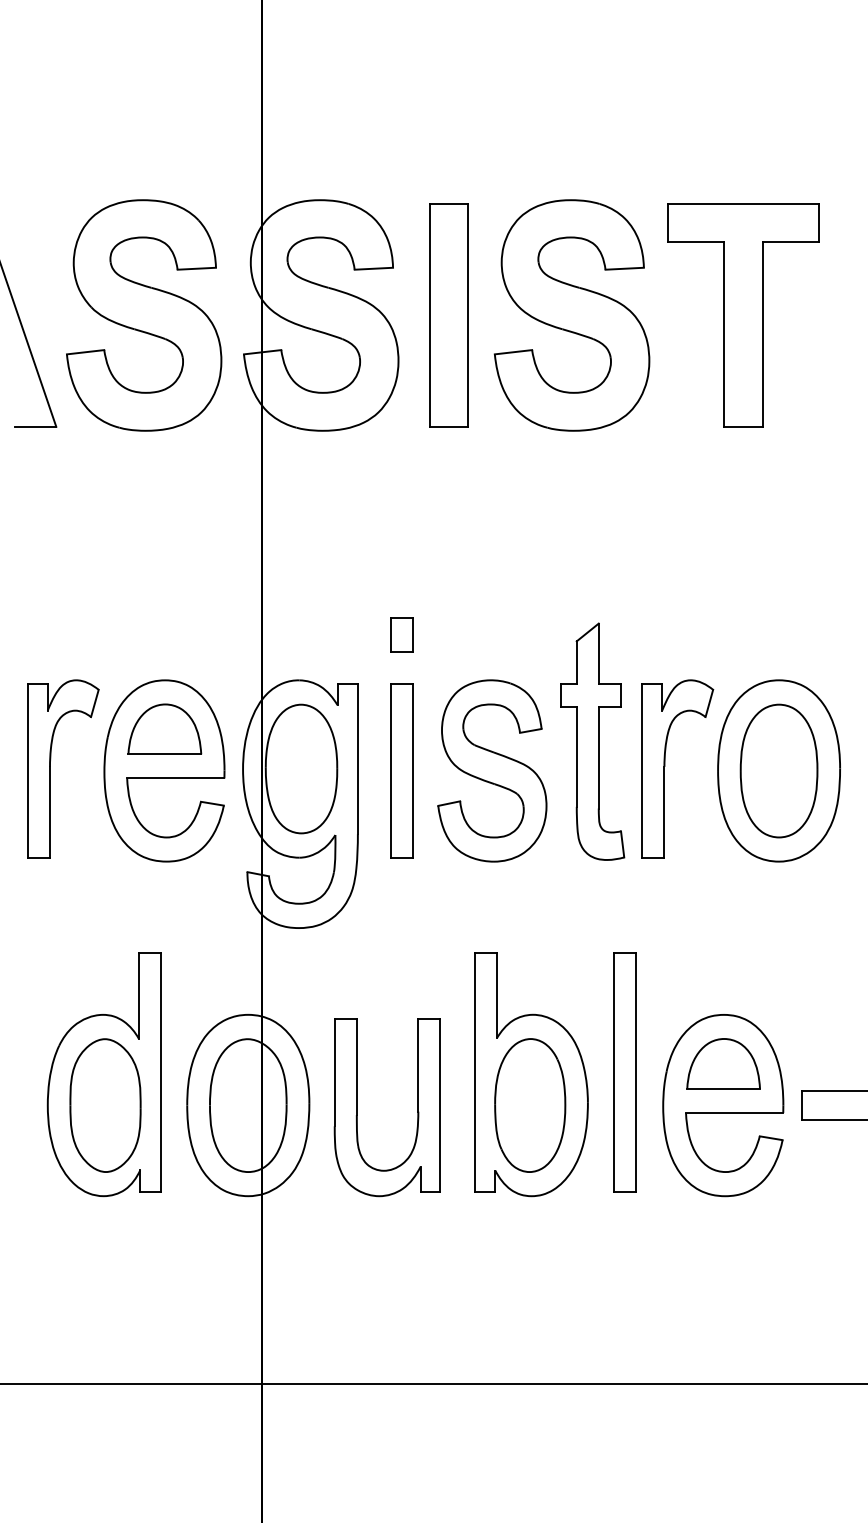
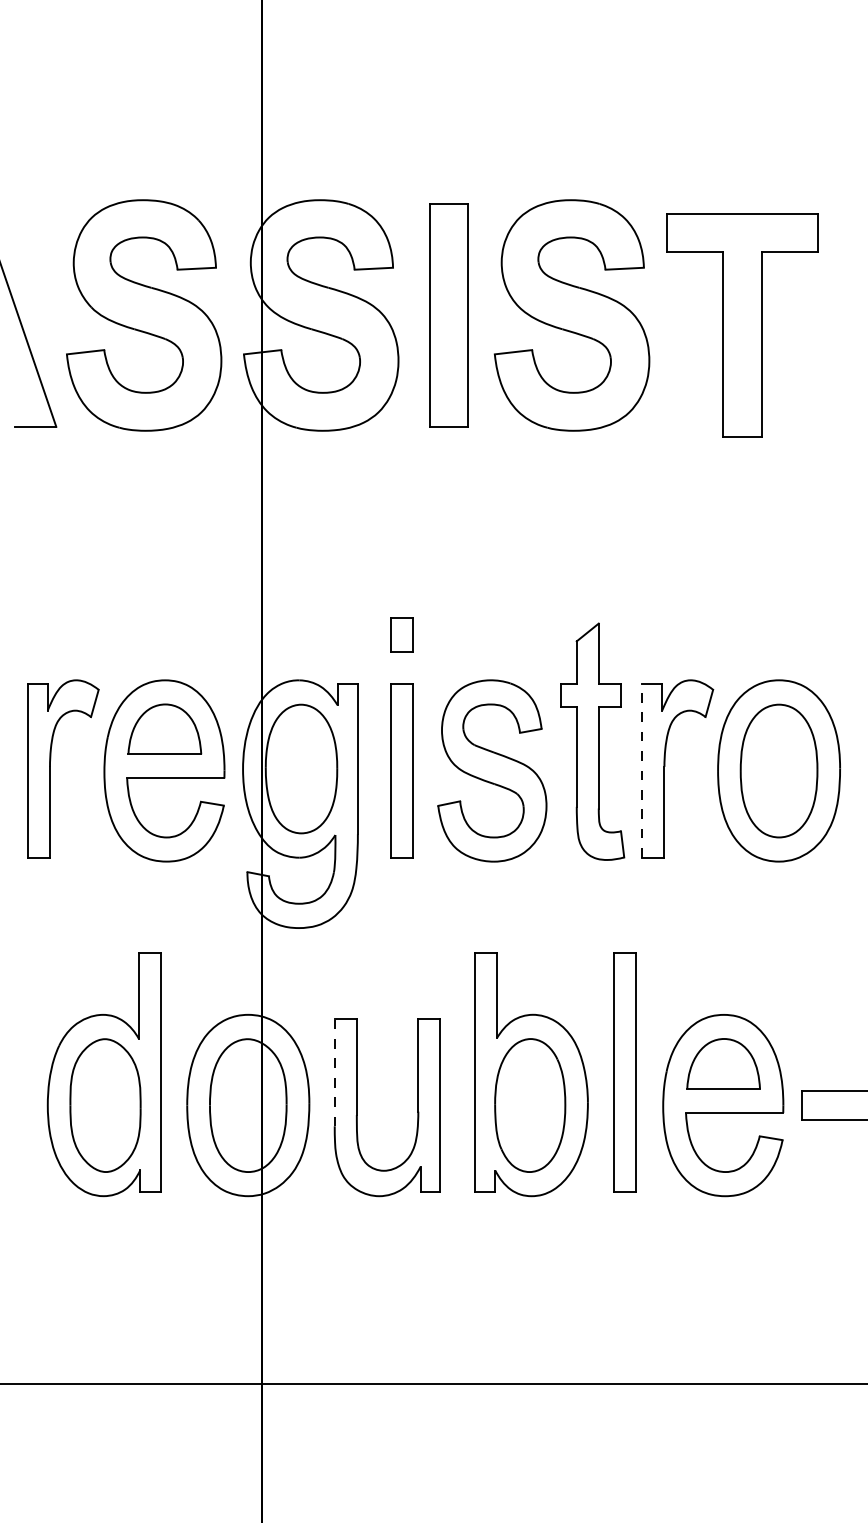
part position: (743, 315) -> (742, 325) (742, 325)
line: solid -> dashed (642, 770)
line: solid -> dashed (334, 1072)
